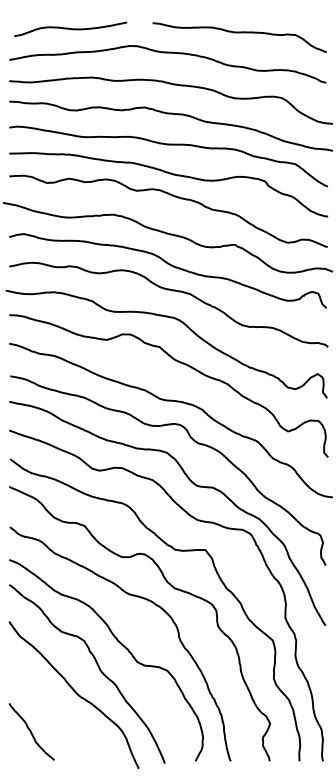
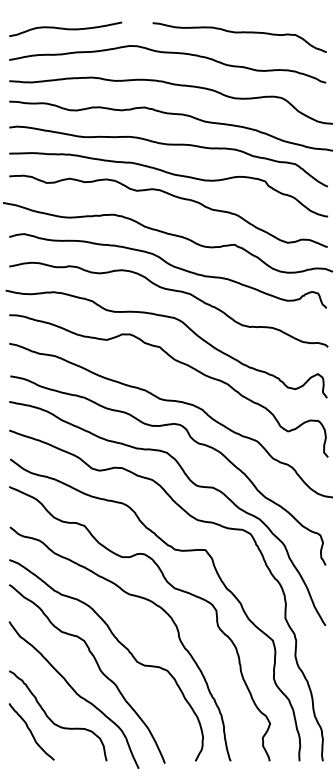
curve position: (70, 29) -> (65, 29) (65, 29)
curve: none -> present (52, 720)
